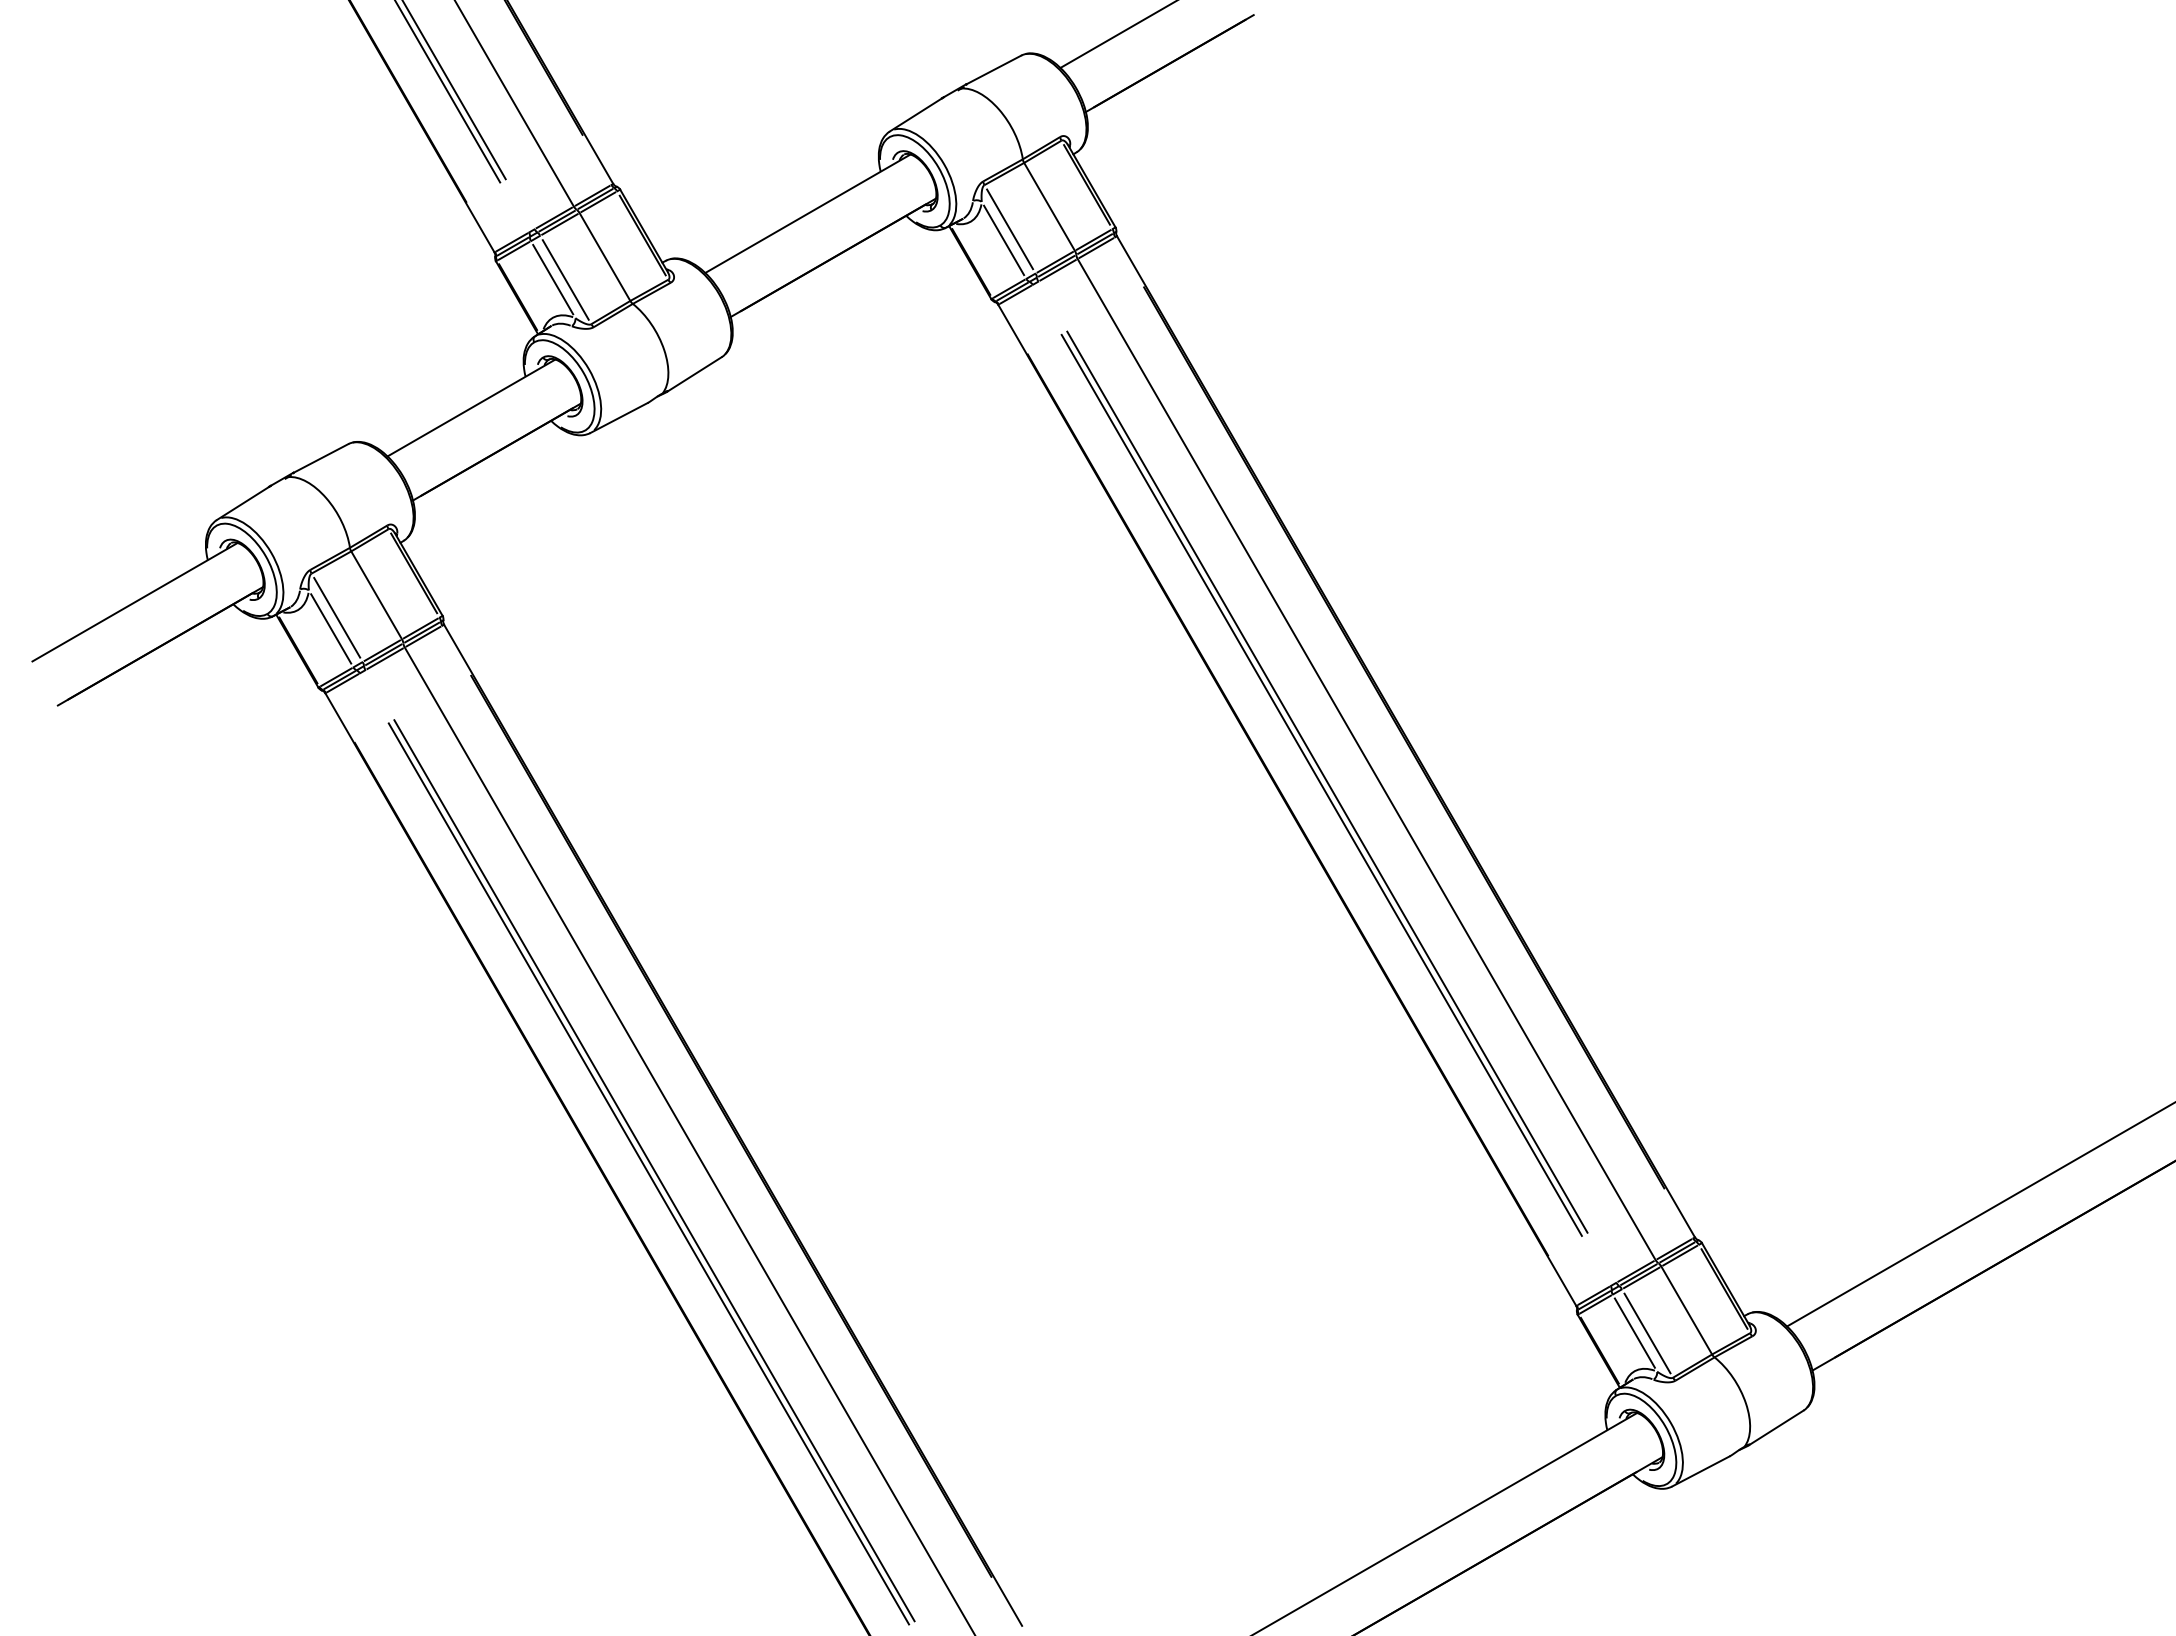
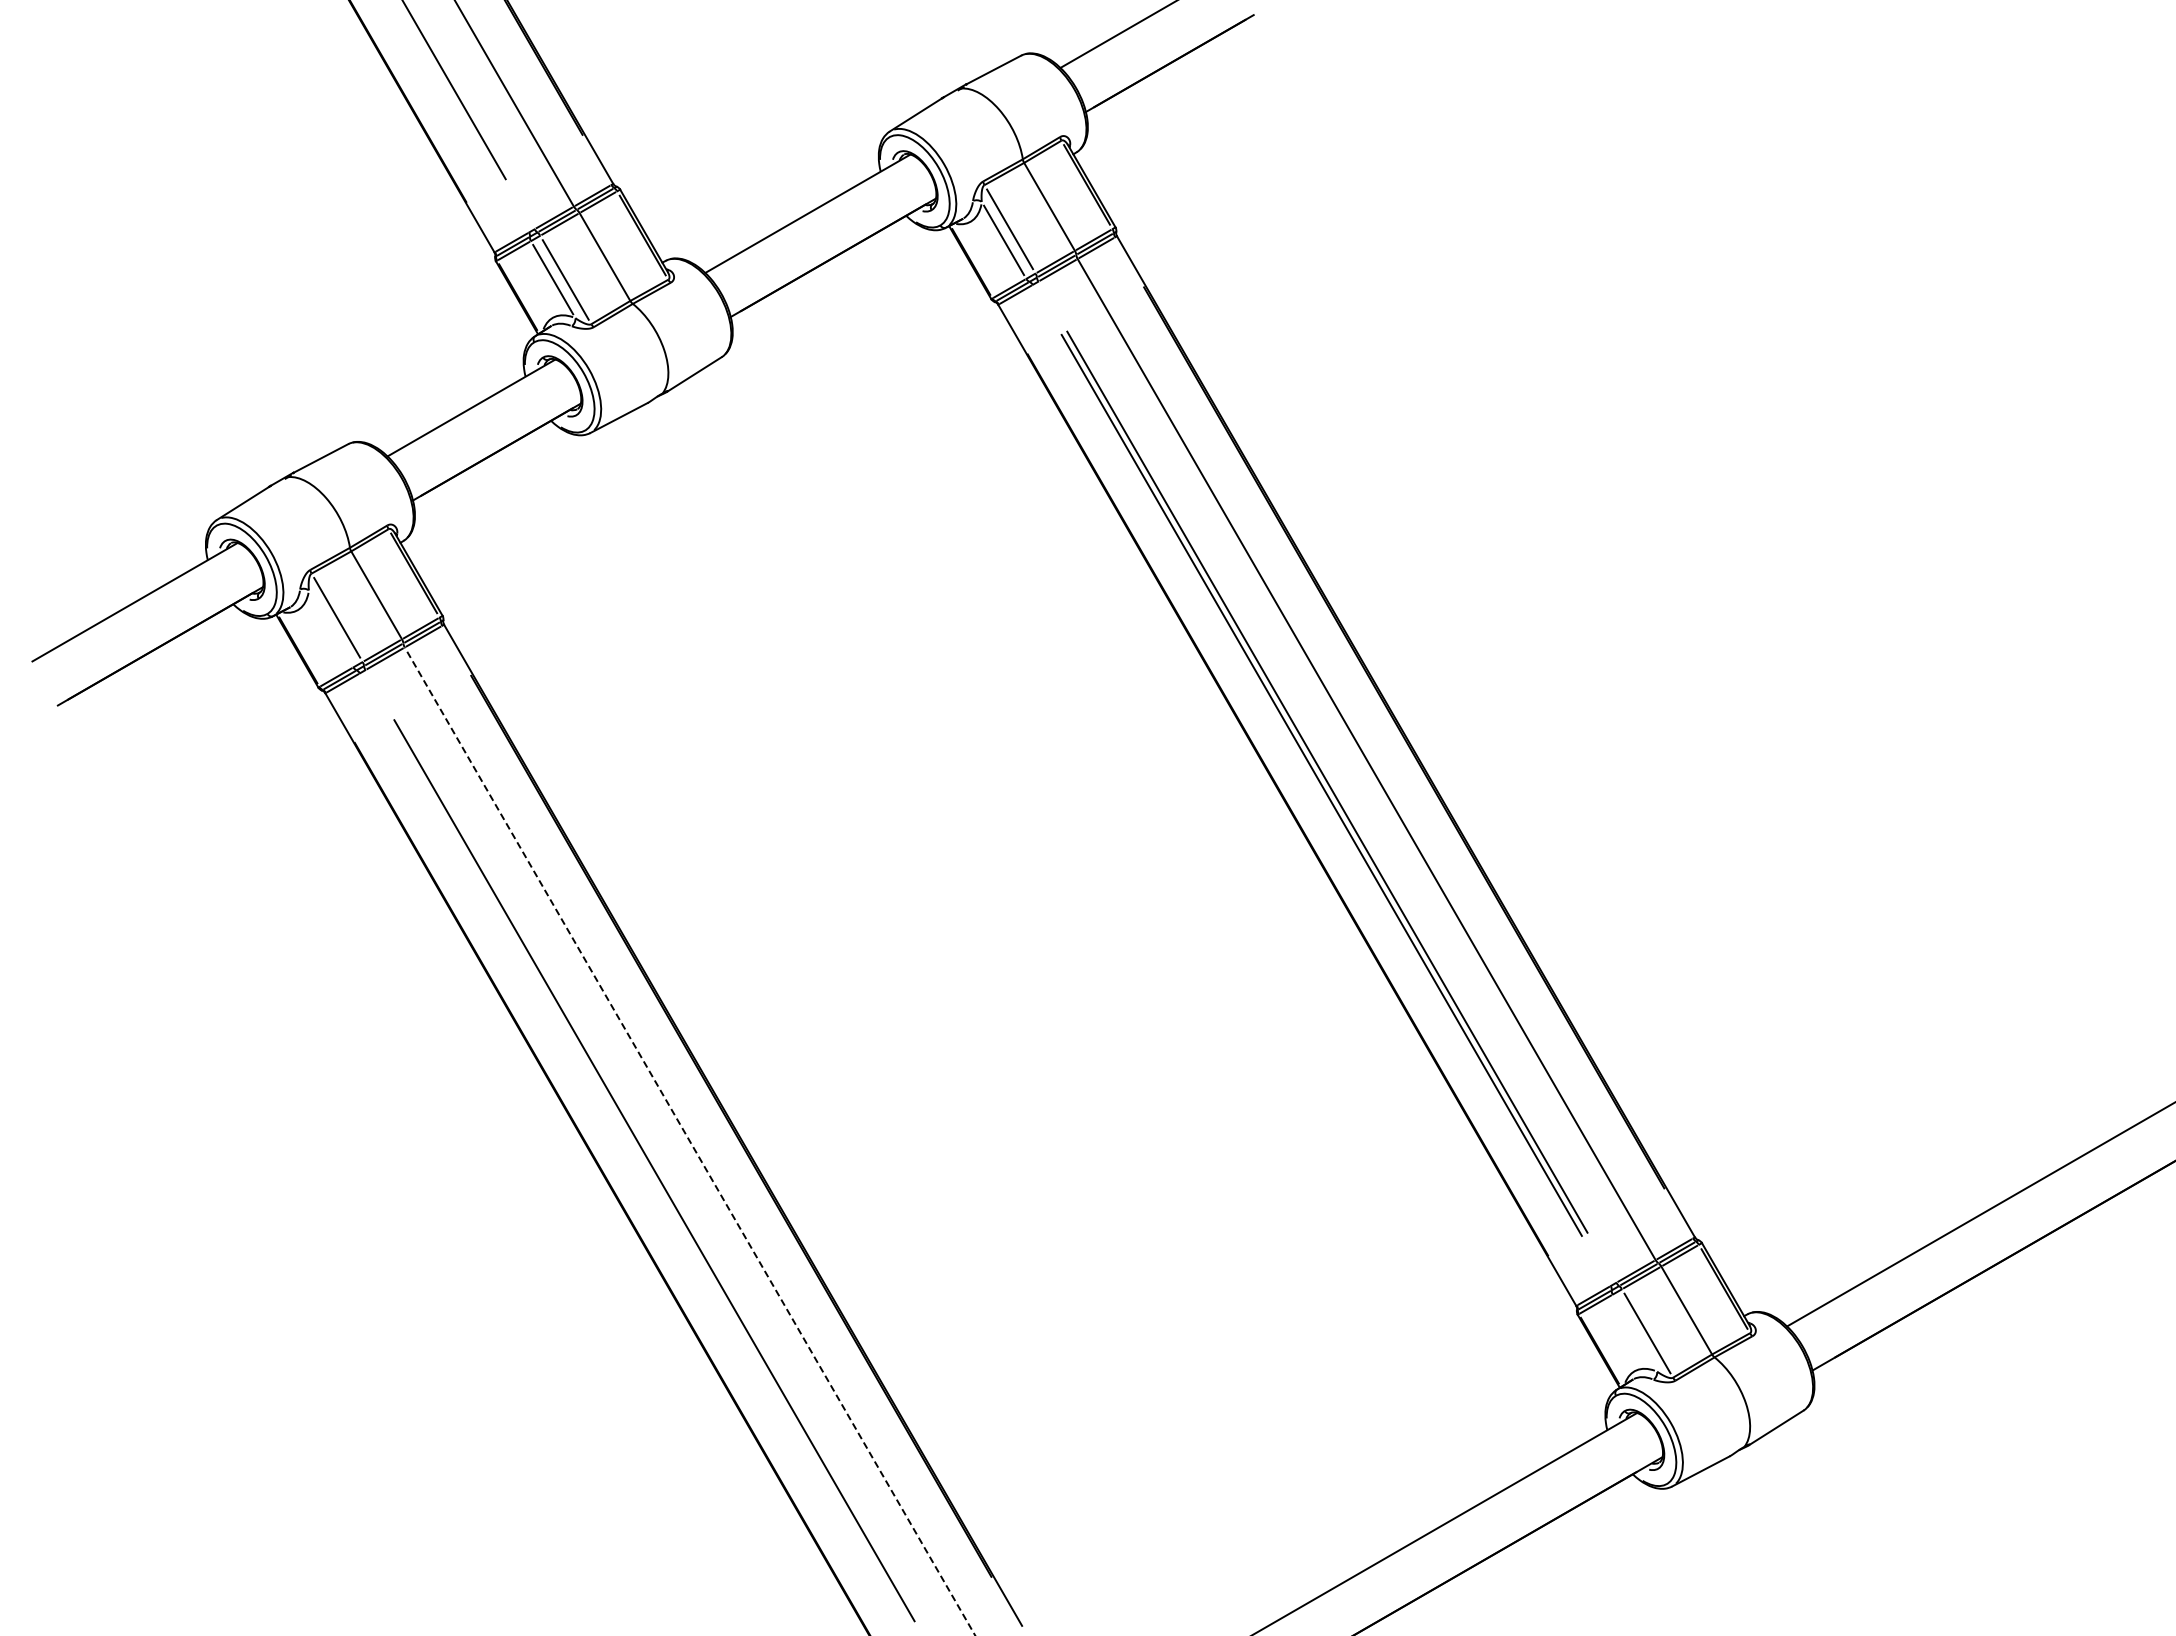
line: present -> none (448, 92)
line: present -> none (331, 628)
line: solid -> dashed (690, 1141)
line: present -> none (648, 1173)
line: present -> none (1634, 1332)
